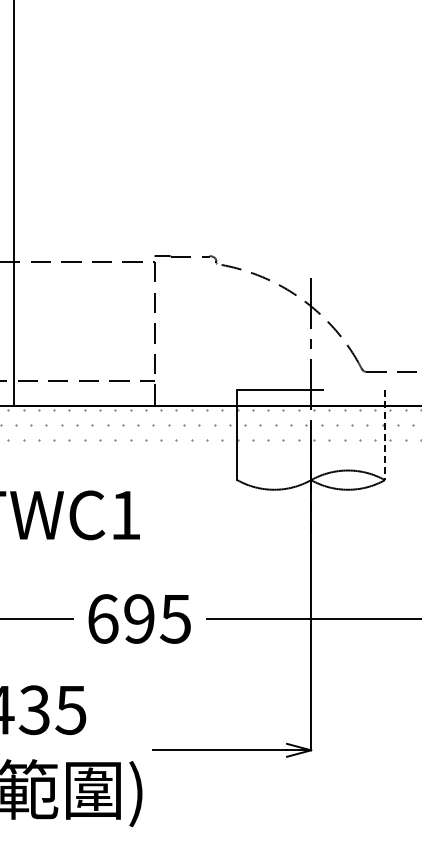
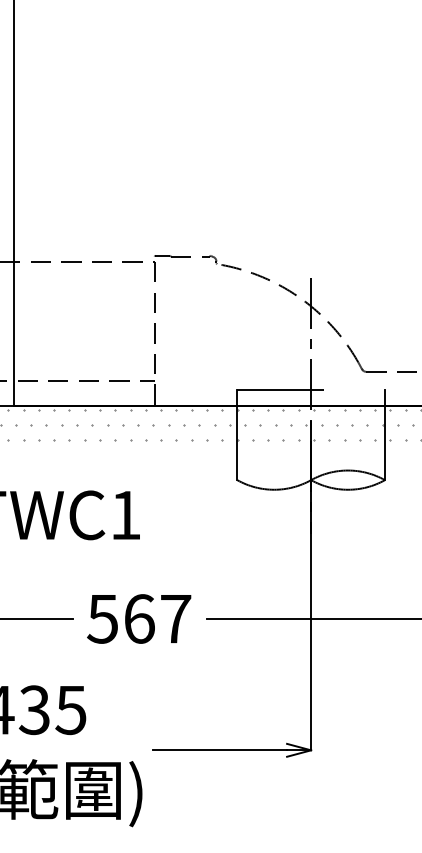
line: dashed -> solid (384, 435)
text: 695 -> 567 (139, 618)
